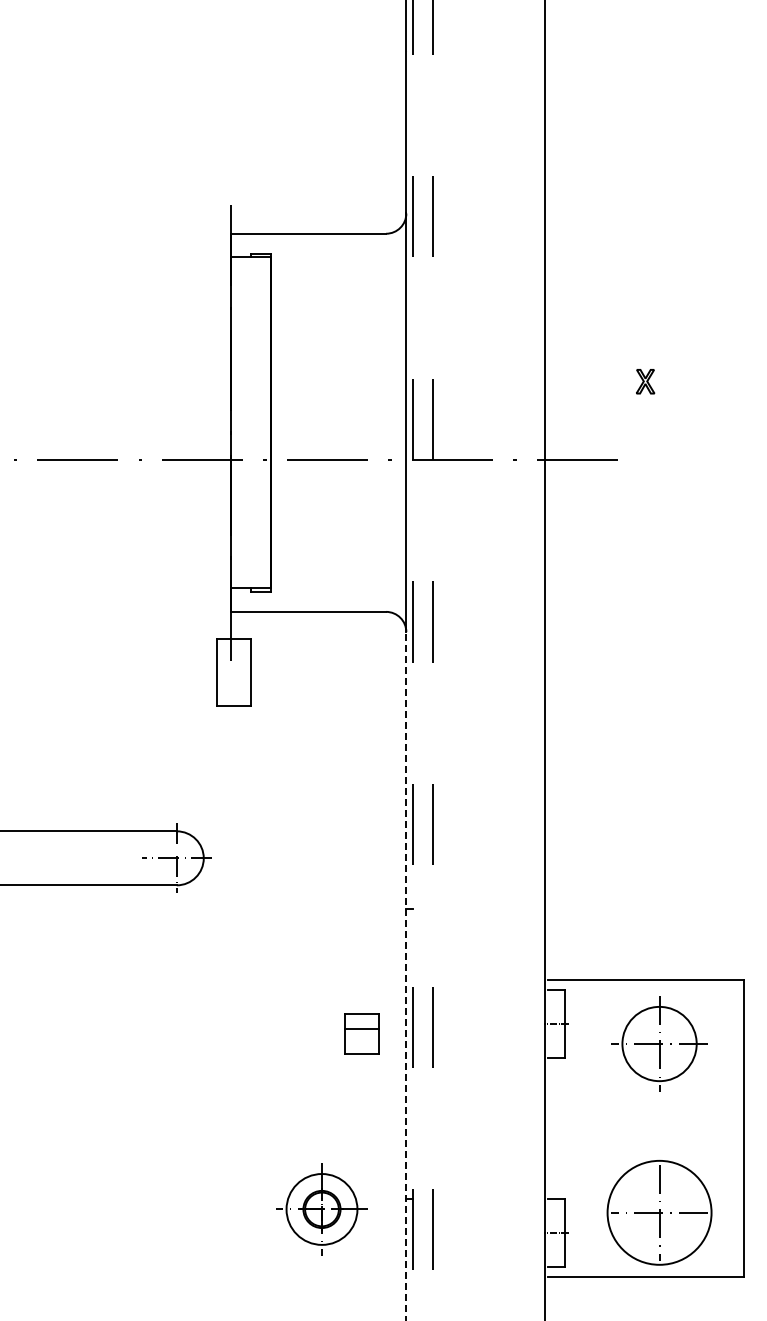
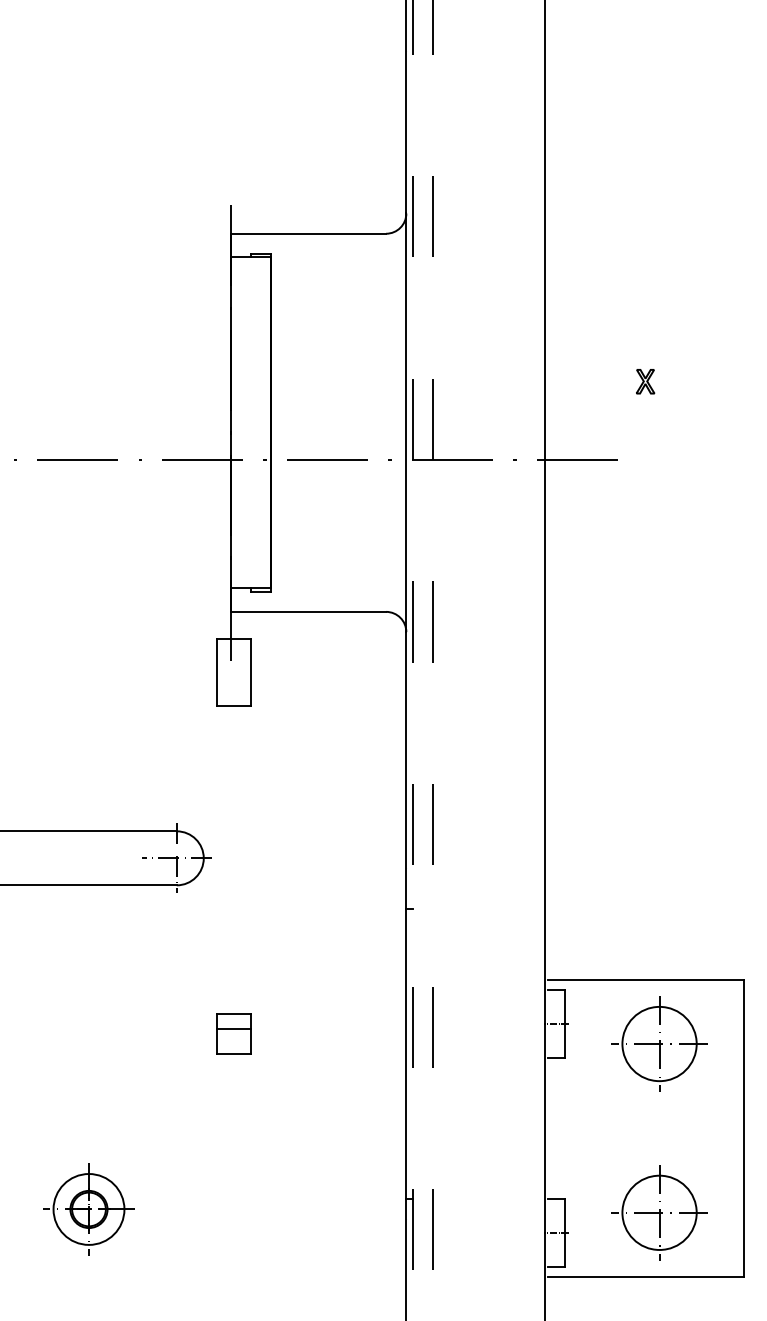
line: dashed -> solid (406, 976)
part position: (361, 1033) -> (233, 1033) (233, 1033)
part position: (321, 1209) -> (88, 1209) (88, 1209)
circle diameter: 104 px -> 74 px (659, 1212)
